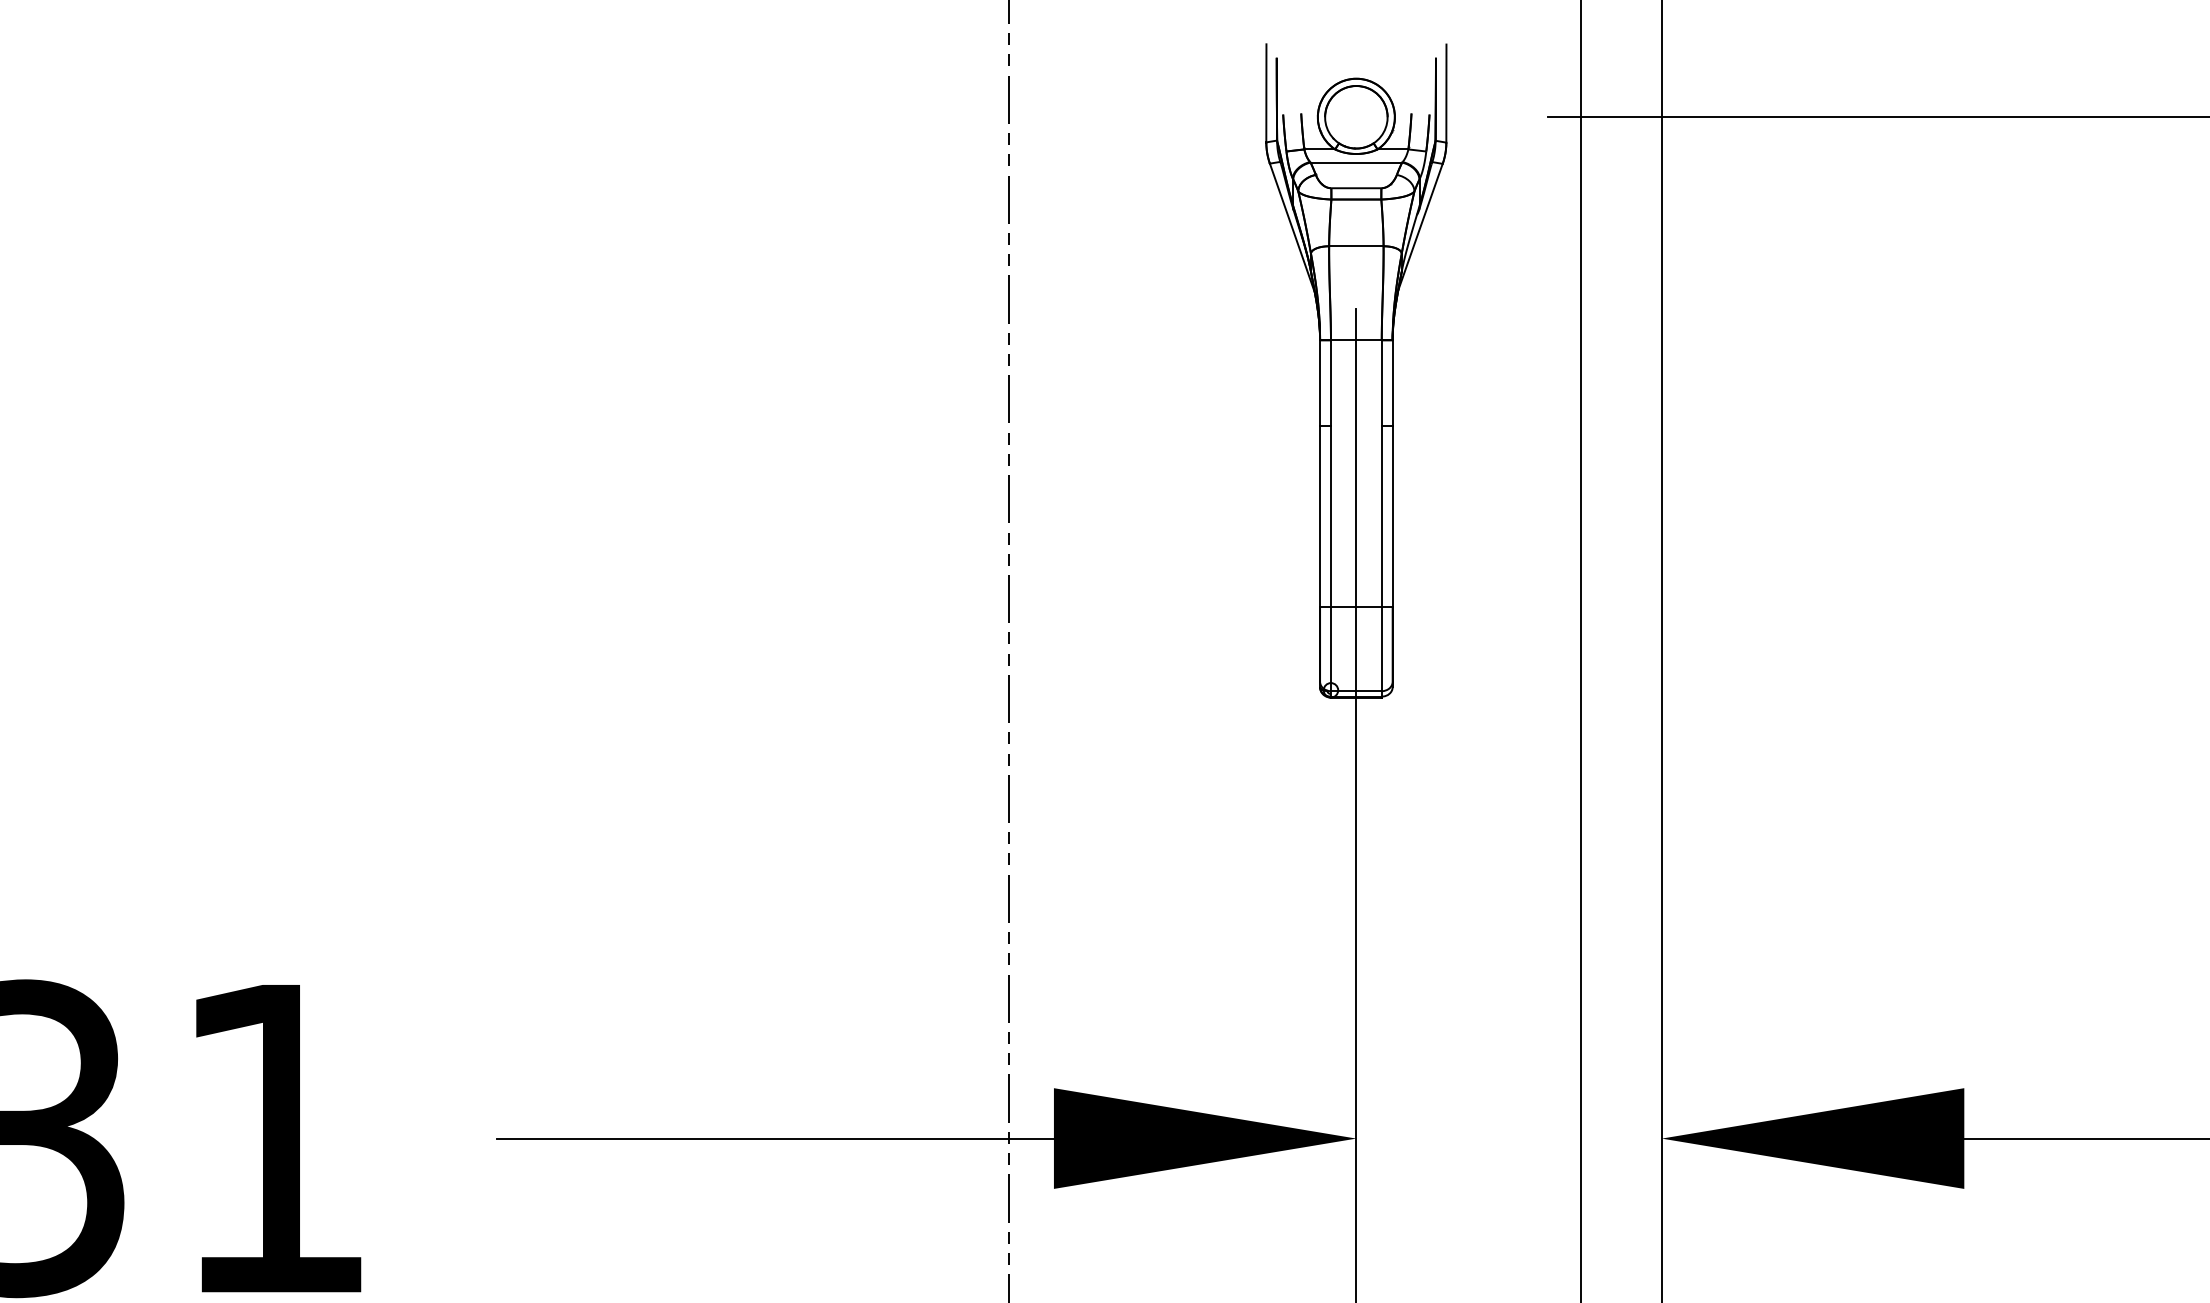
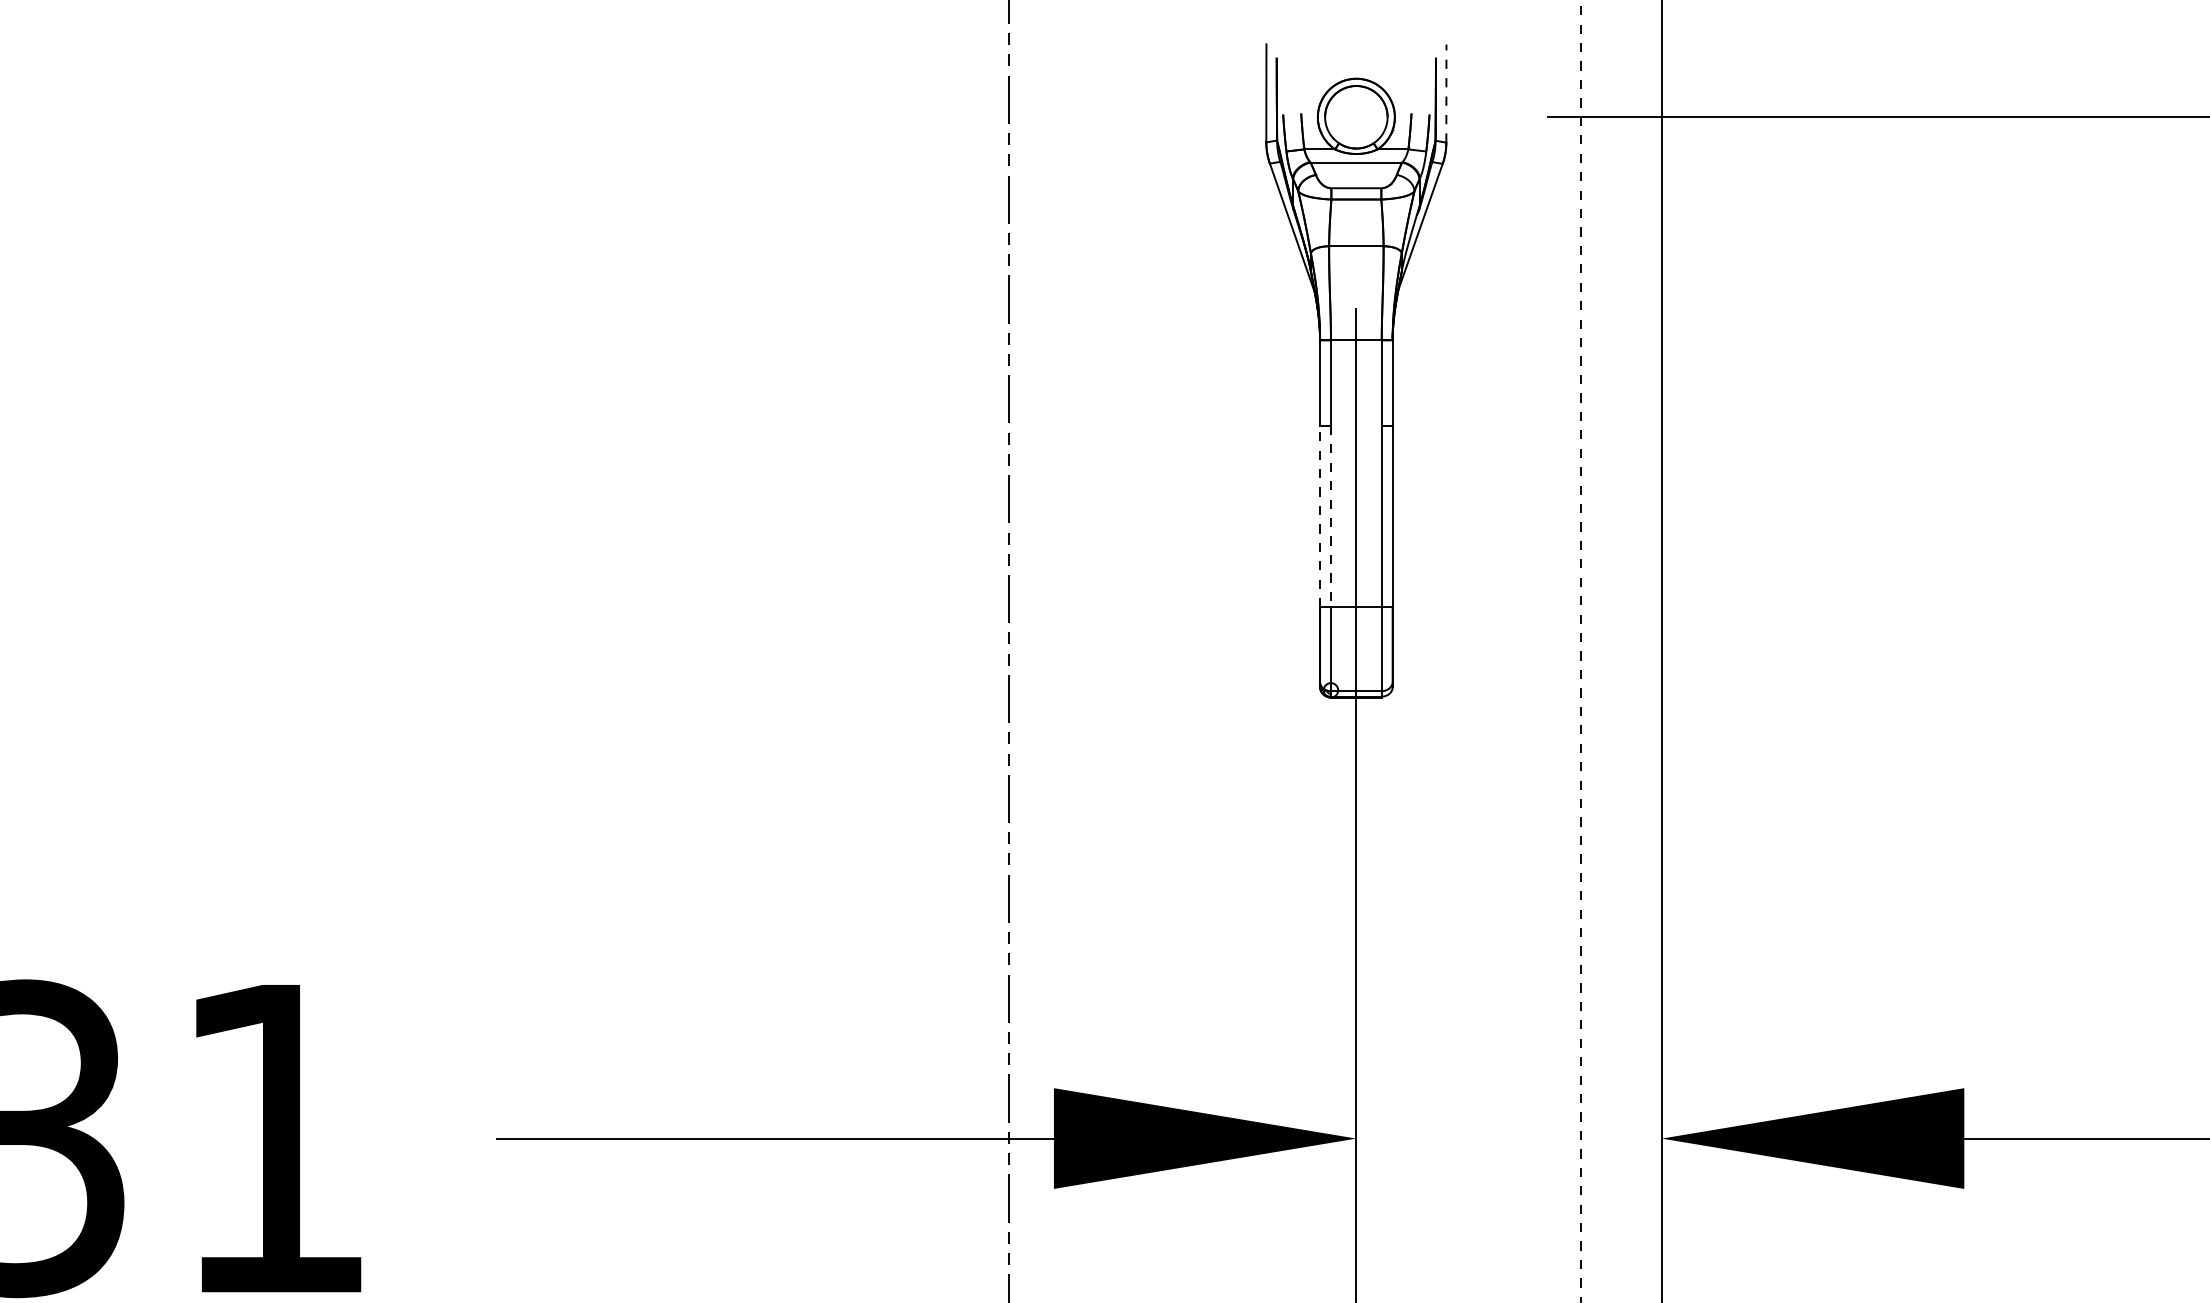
line: solid -> dashed (1446, 93)
line: solid -> dashed (1320, 516)
line: solid -> dashed (1330, 516)
line: solid -> dashed (1581, 651)
